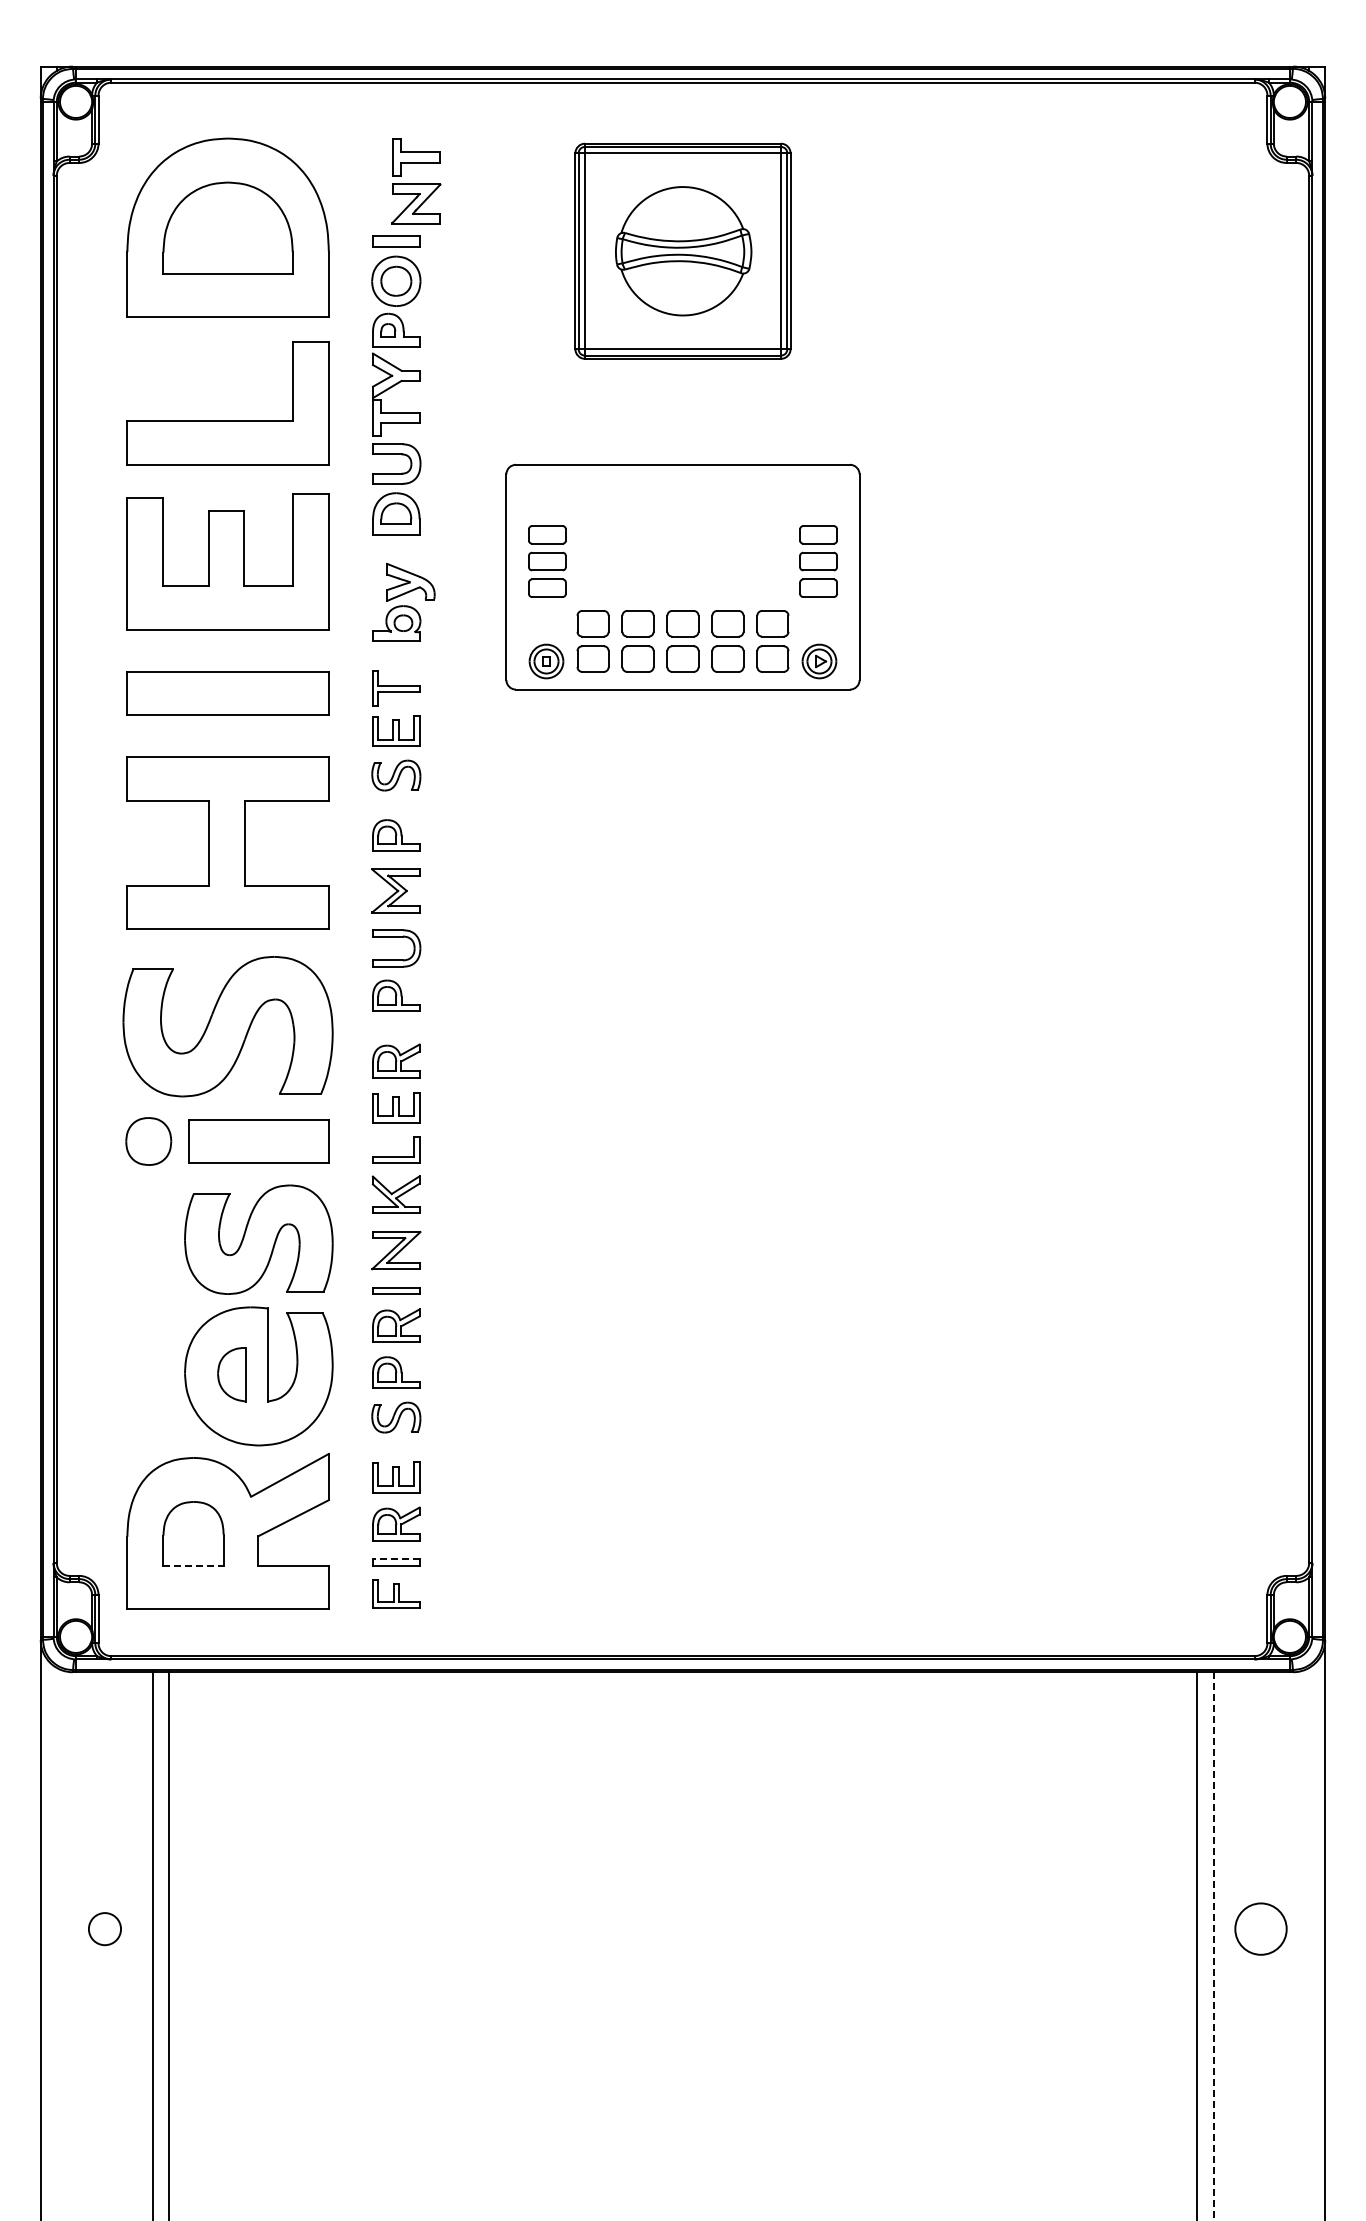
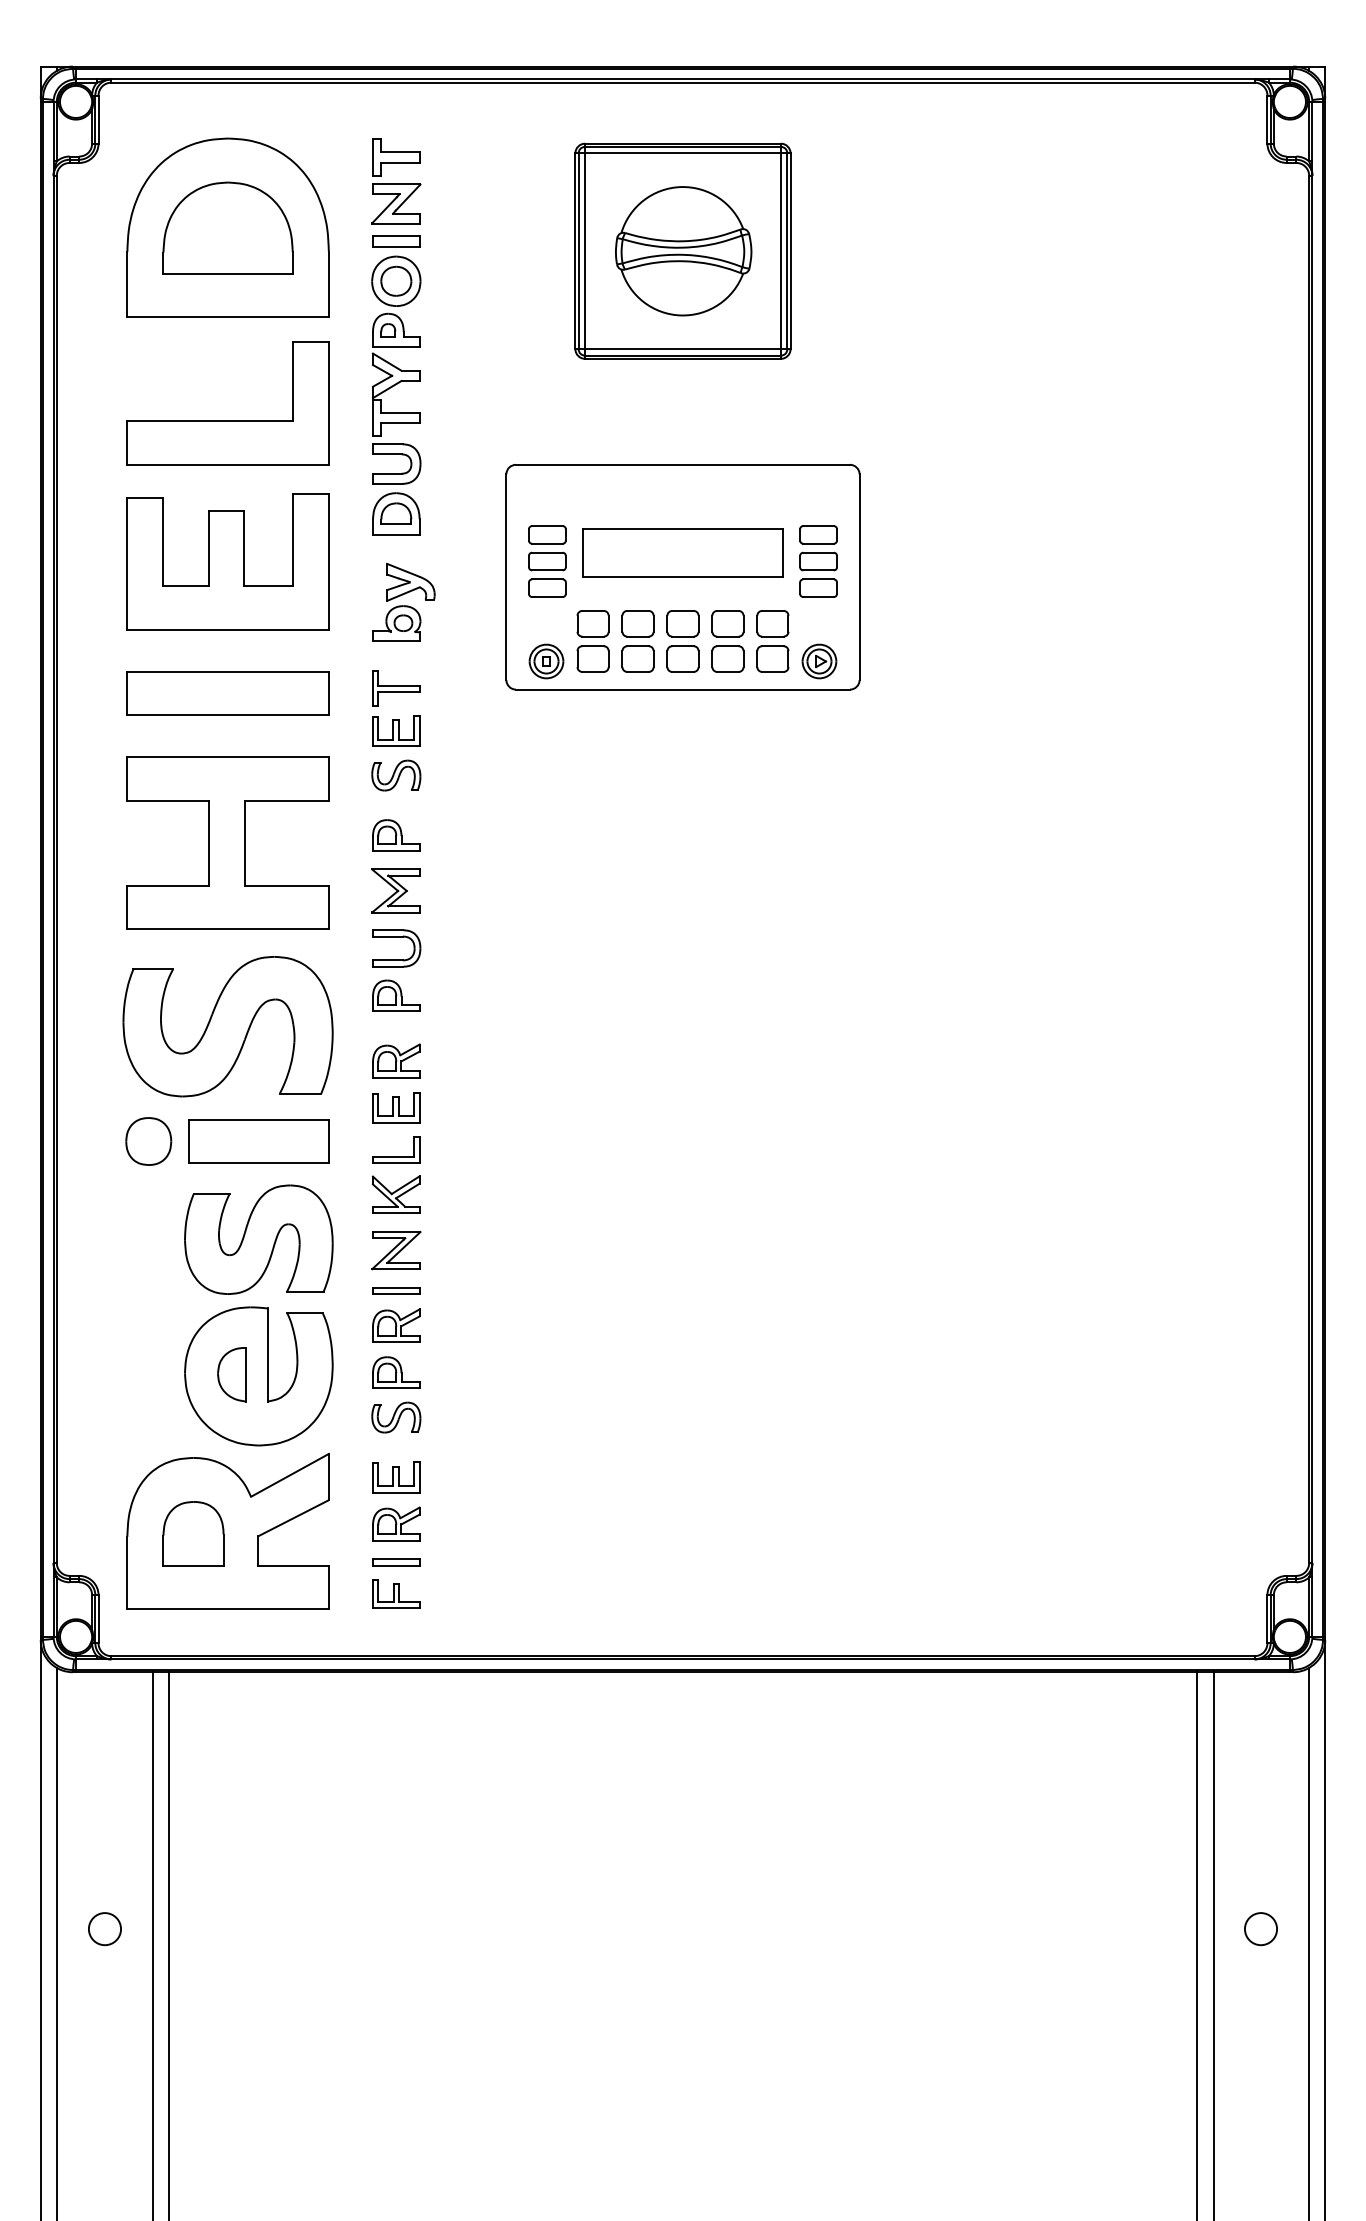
part position: (416, 181) -> (396, 181) (396, 181)
part: none -> present (682, 552)
line: dashed -> solid (395, 1559)
line: dashed -> solid (194, 1565)
circle diameter: 51 px -> 32 px (1260, 1929)
line: none -> present (57, 1942)
line: none -> present (1308, 1942)
line: dashed -> solid (1213, 1947)
